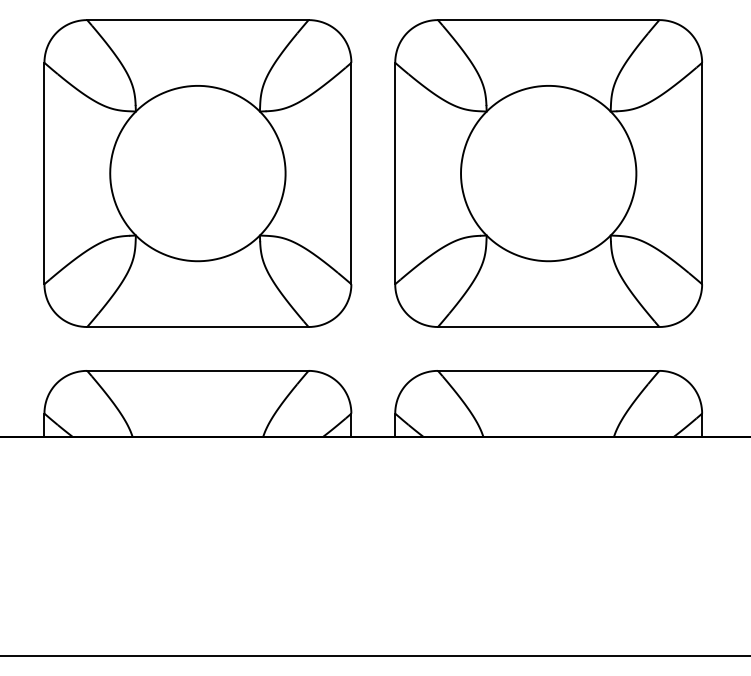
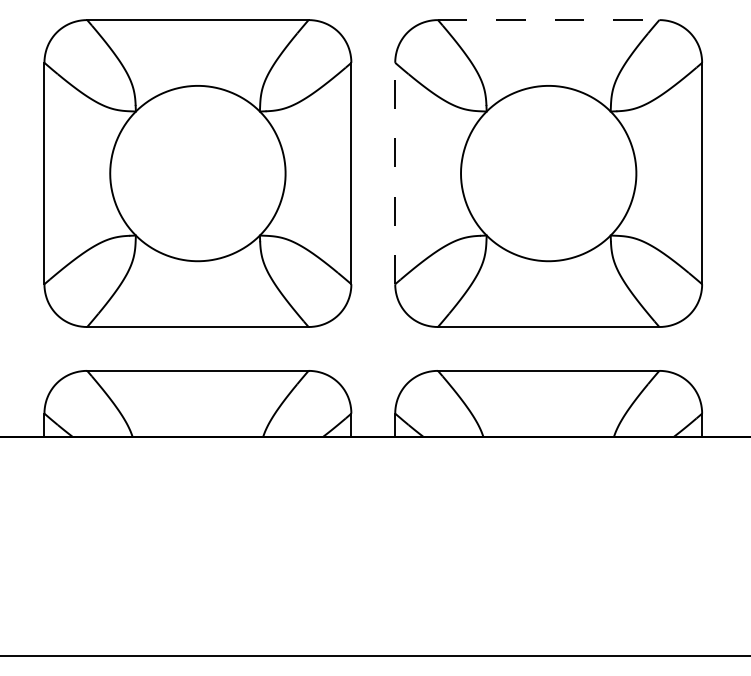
line: solid -> dashed (548, 20)
line: solid -> dashed (395, 173)
